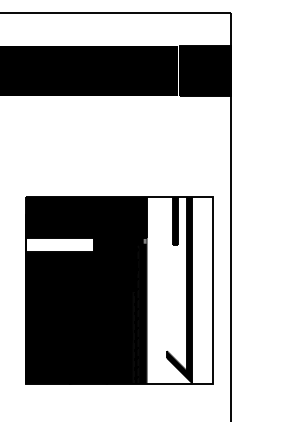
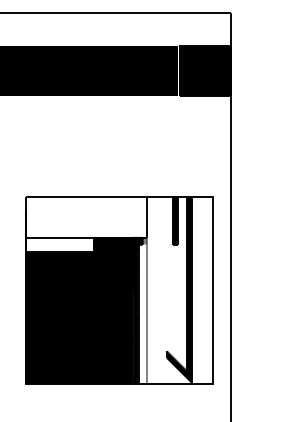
fill: present -> none (86, 217)
fill: present -> none (142, 313)
